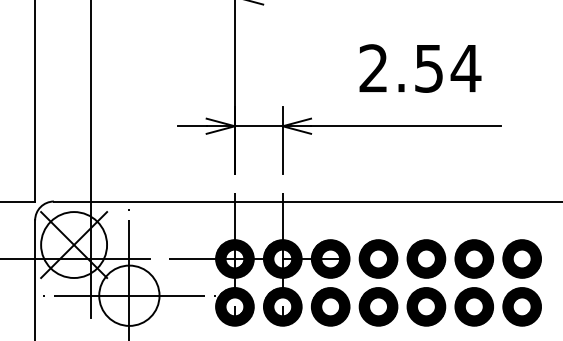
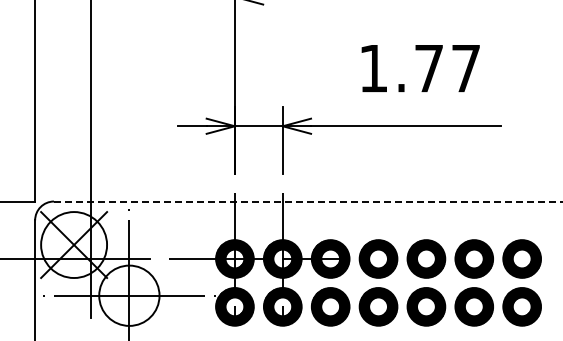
text: 2.54 -> 1.77 (420, 68)
line: solid -> dashed (308, 201)
